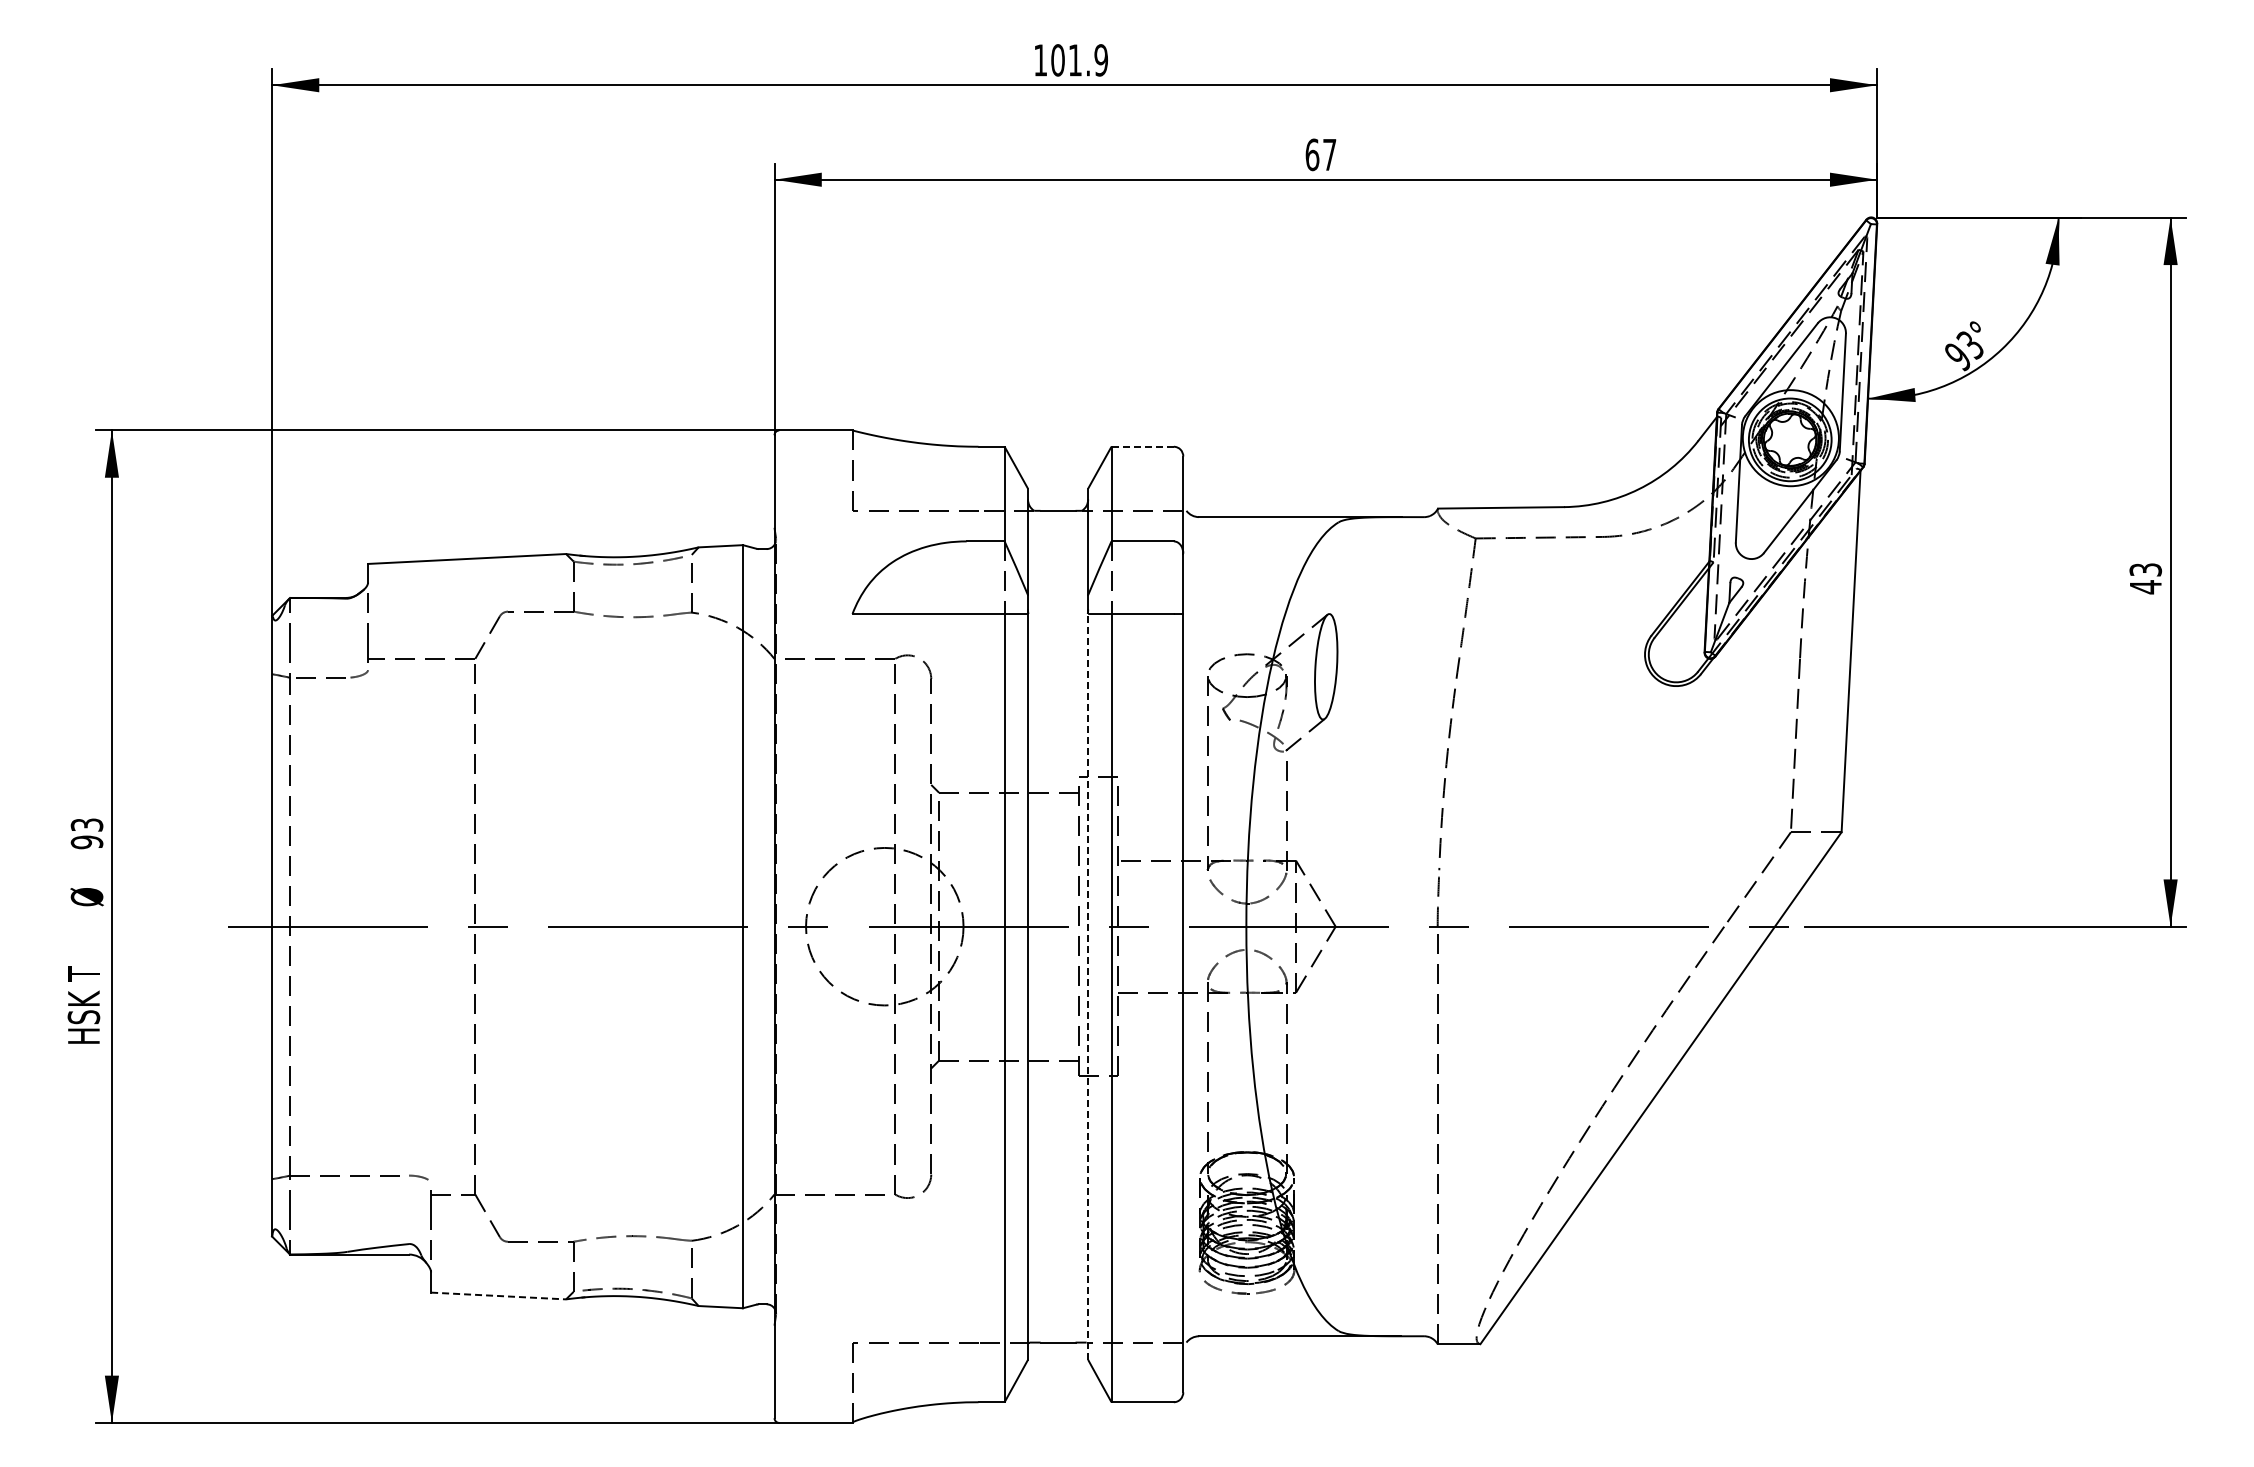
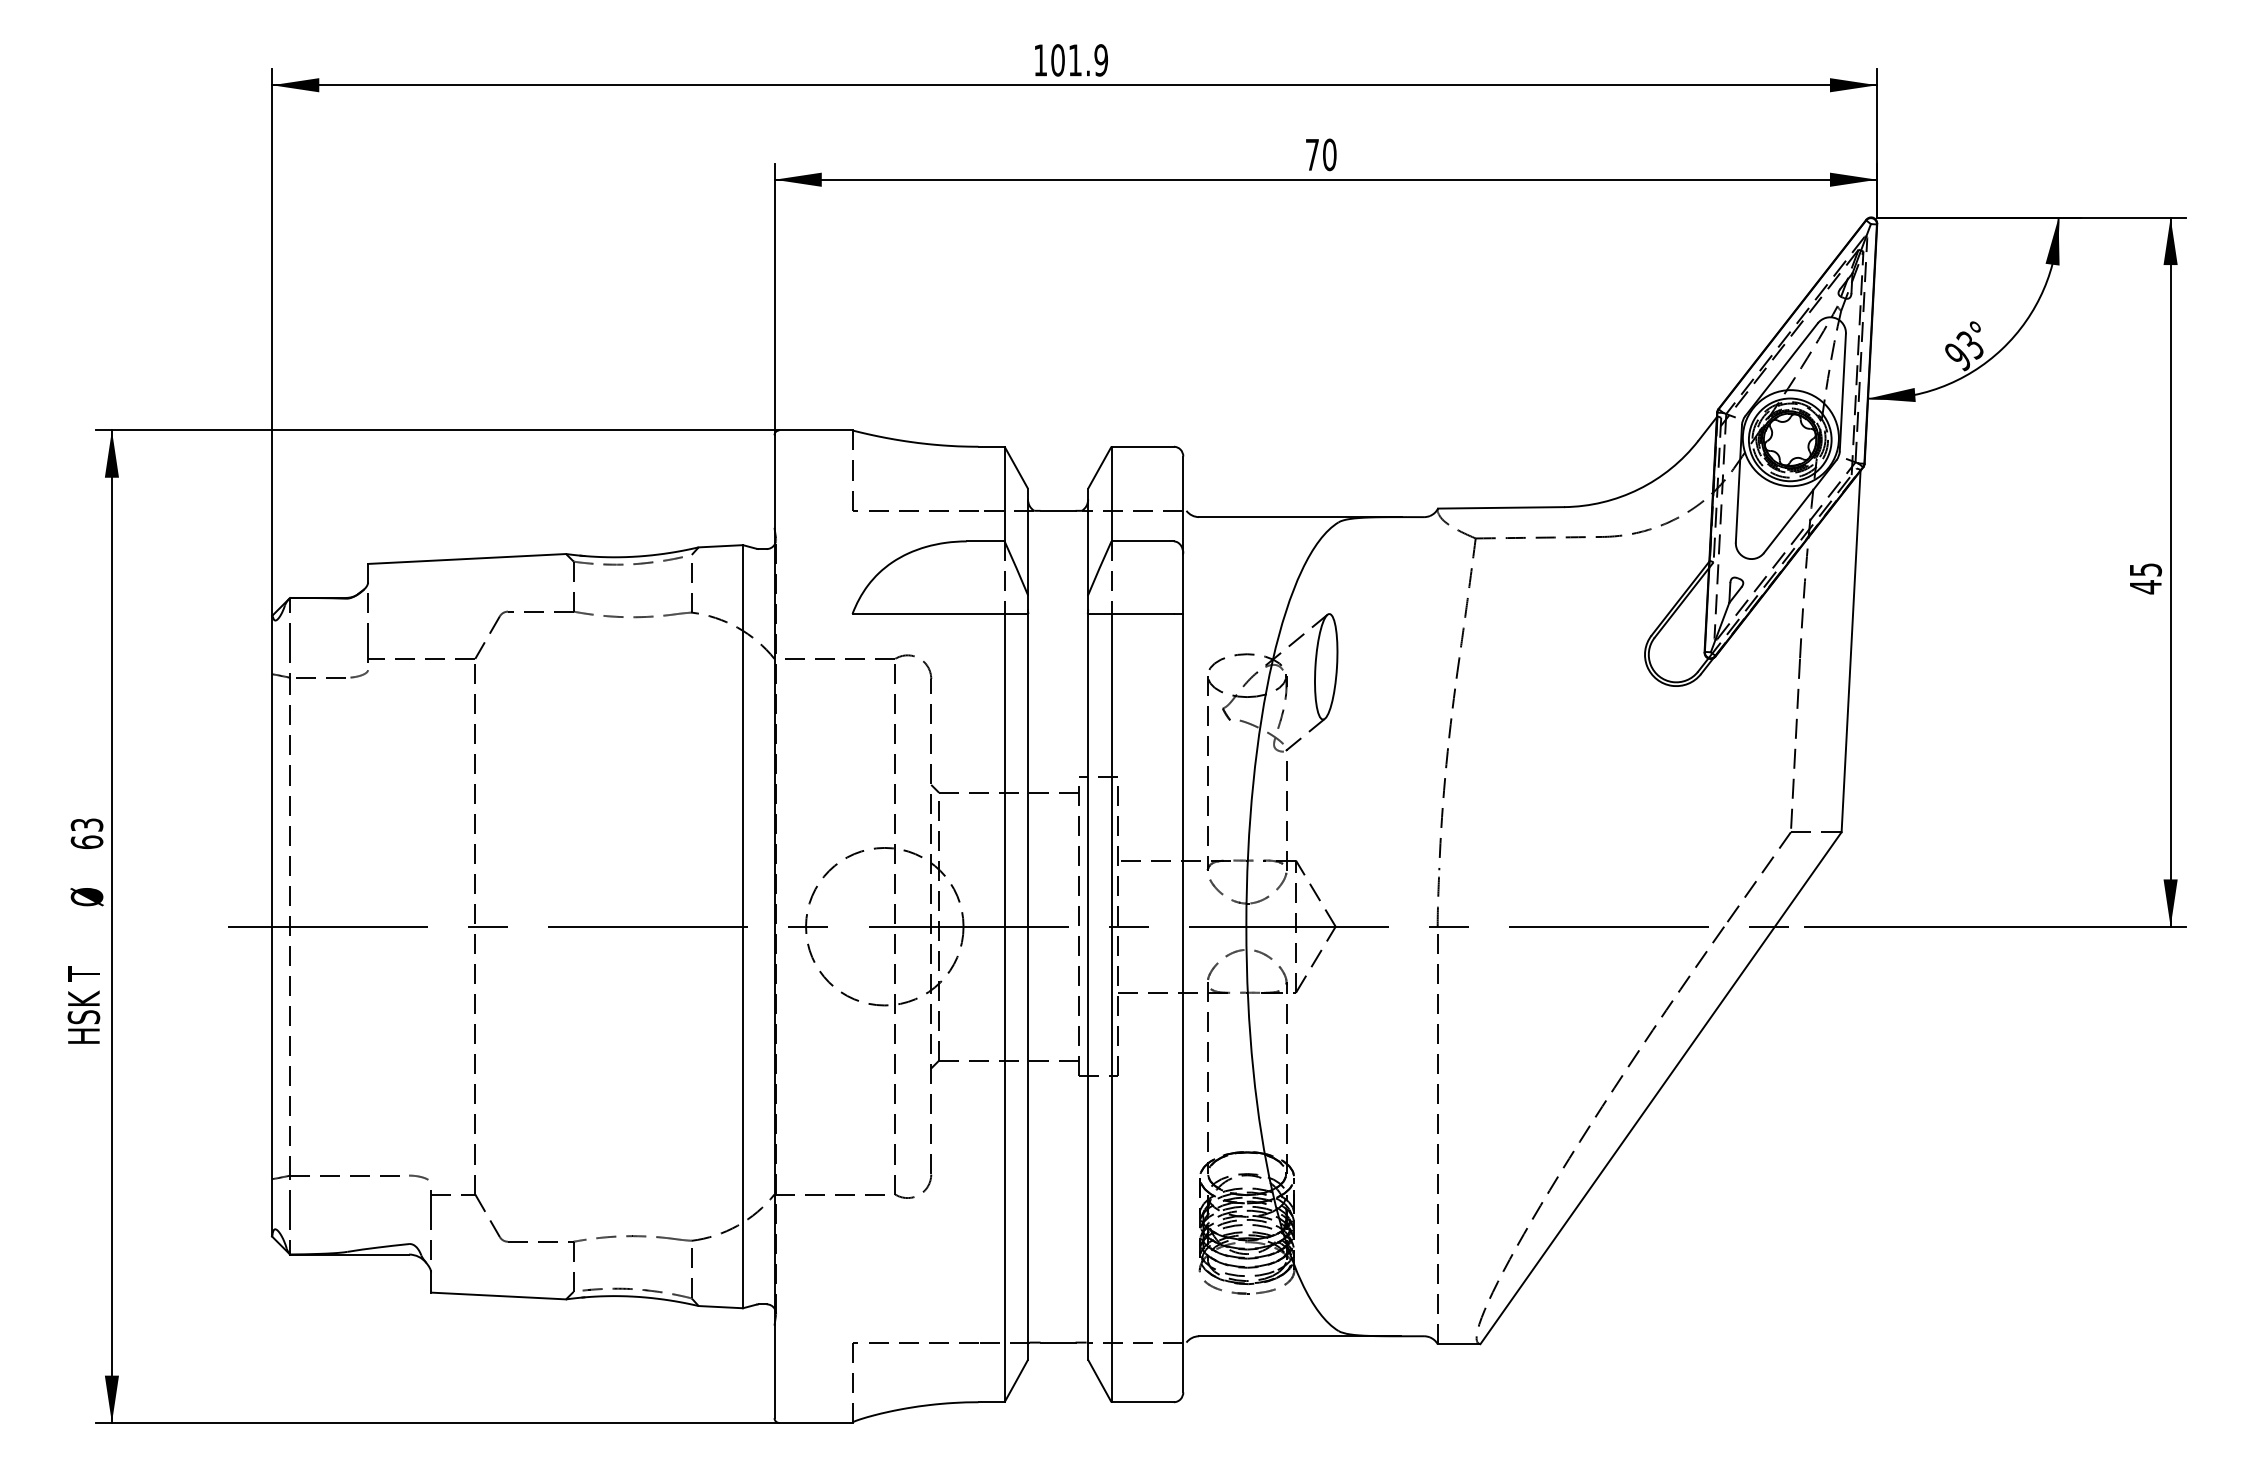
text: 67 -> 70 (1320, 154)
line: dashed -> solid (1142, 446)
text: 43 -> 45 (2145, 569)
text: 93 -> 63 (86, 842)
line: dashed -> solid (1088, 986)
line: dashed -> solid (498, 1296)
